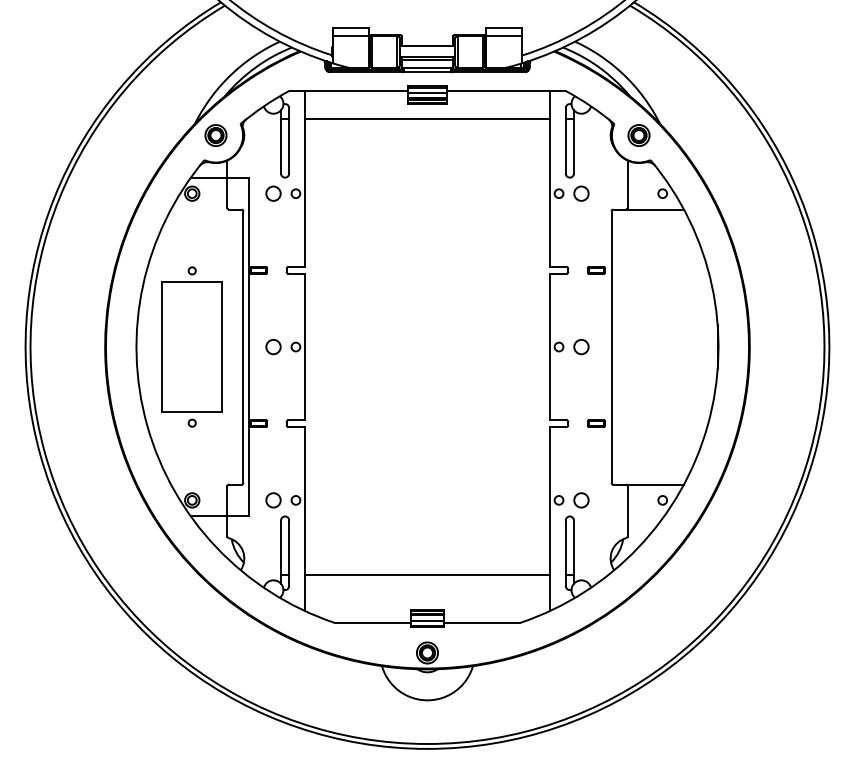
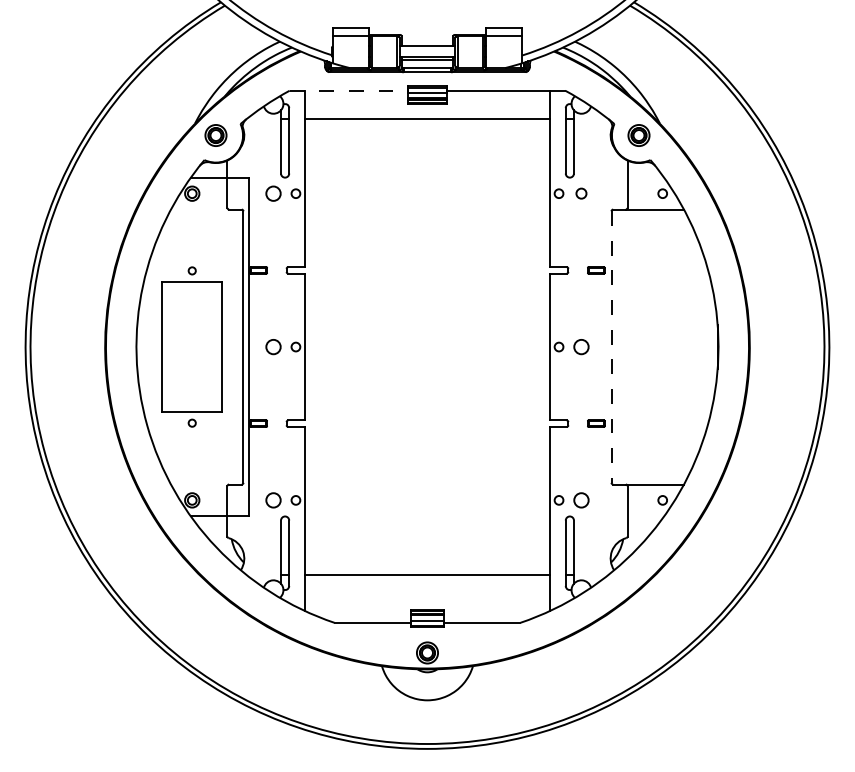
line: solid -> dashed (349, 90)
circle size: 17x17 px -> 13x13 px (581, 193)
line: solid -> dashed (611, 347)
